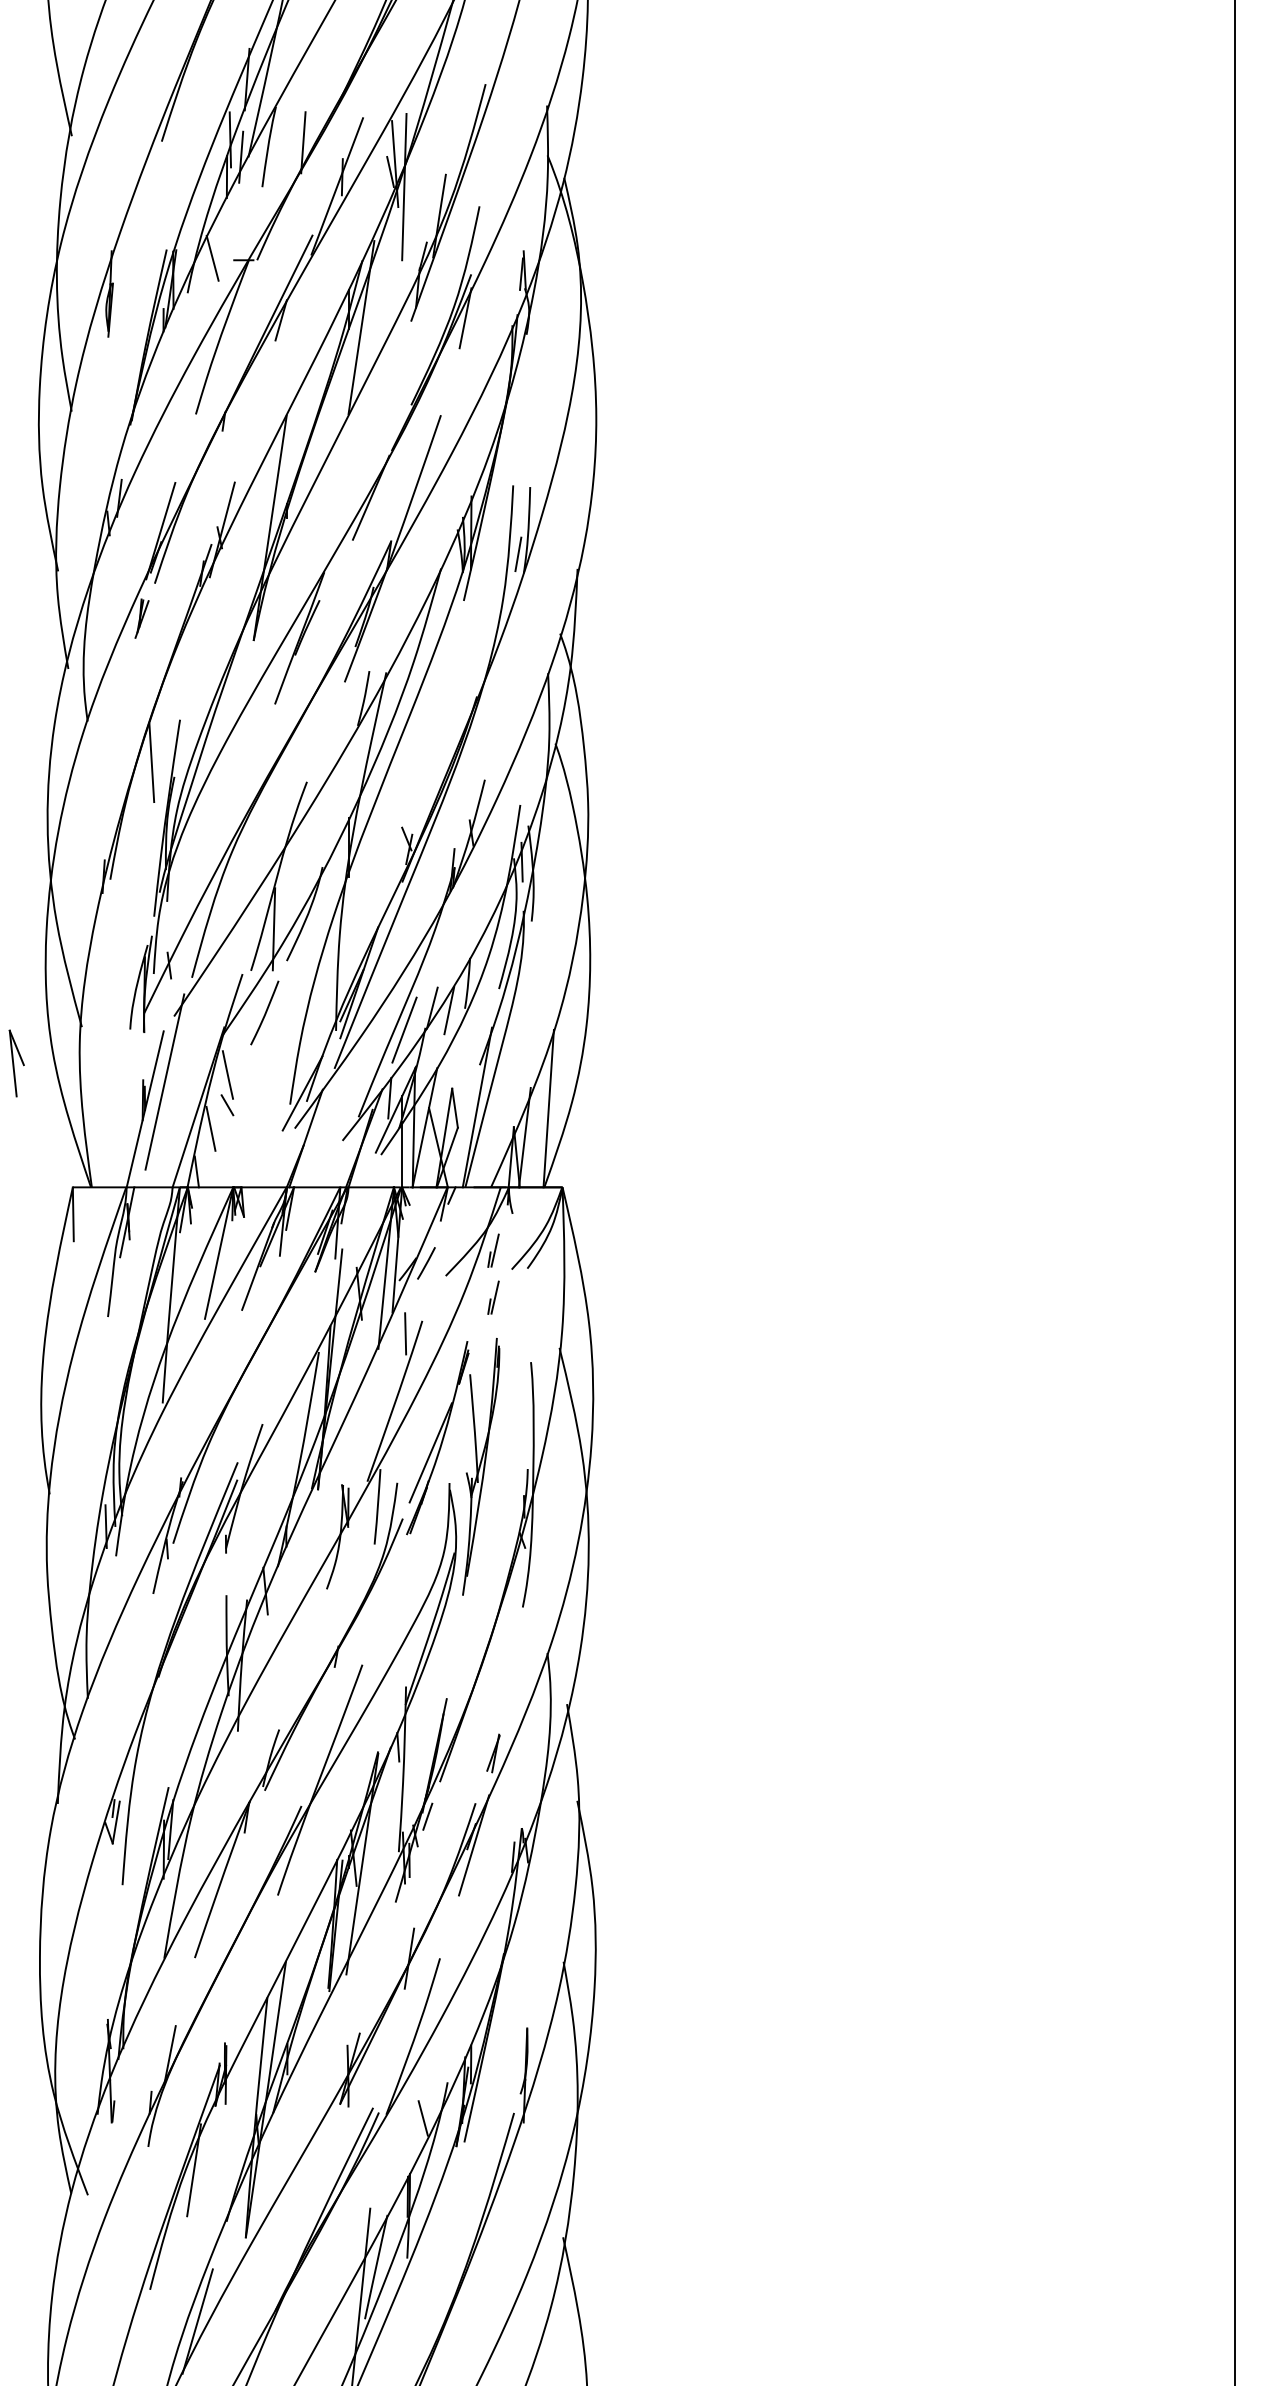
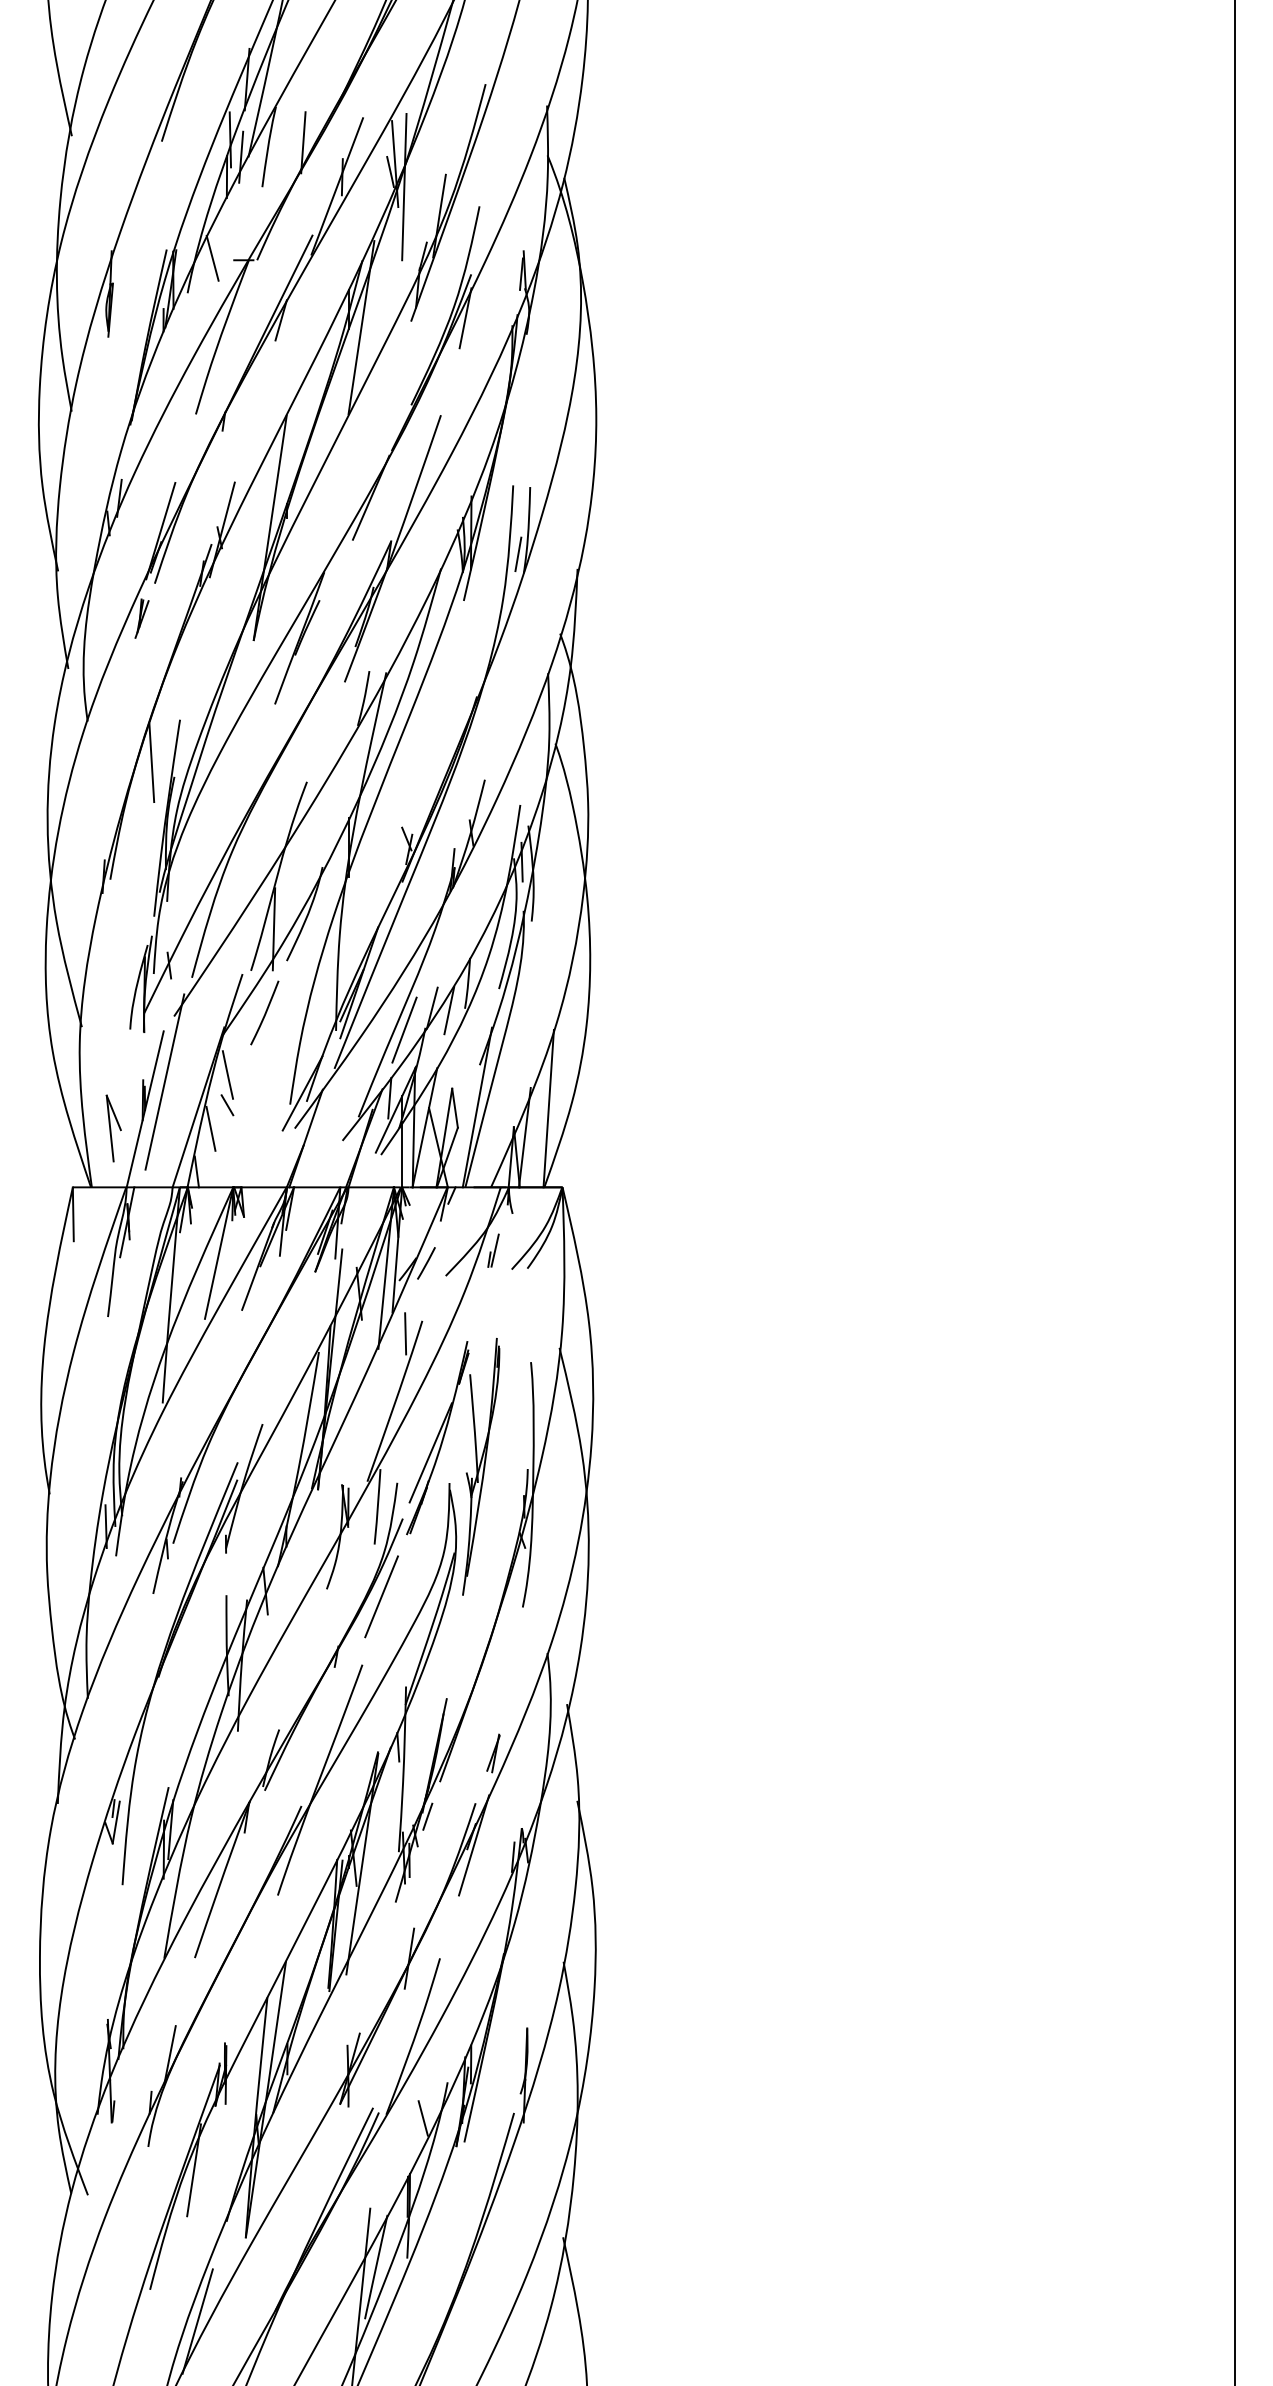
part position: (16, 1063) -> (113, 1128) (113, 1128)
part: present -> none (493, 1297)
line: none -> present (381, 1596)
